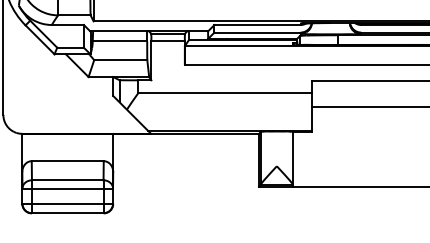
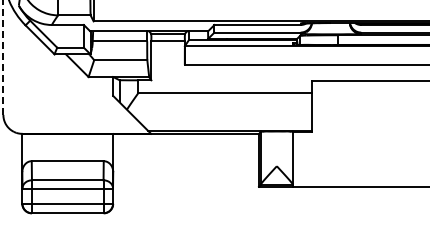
line: solid -> dashed (3, 57)
line: present -> none (369, 107)
